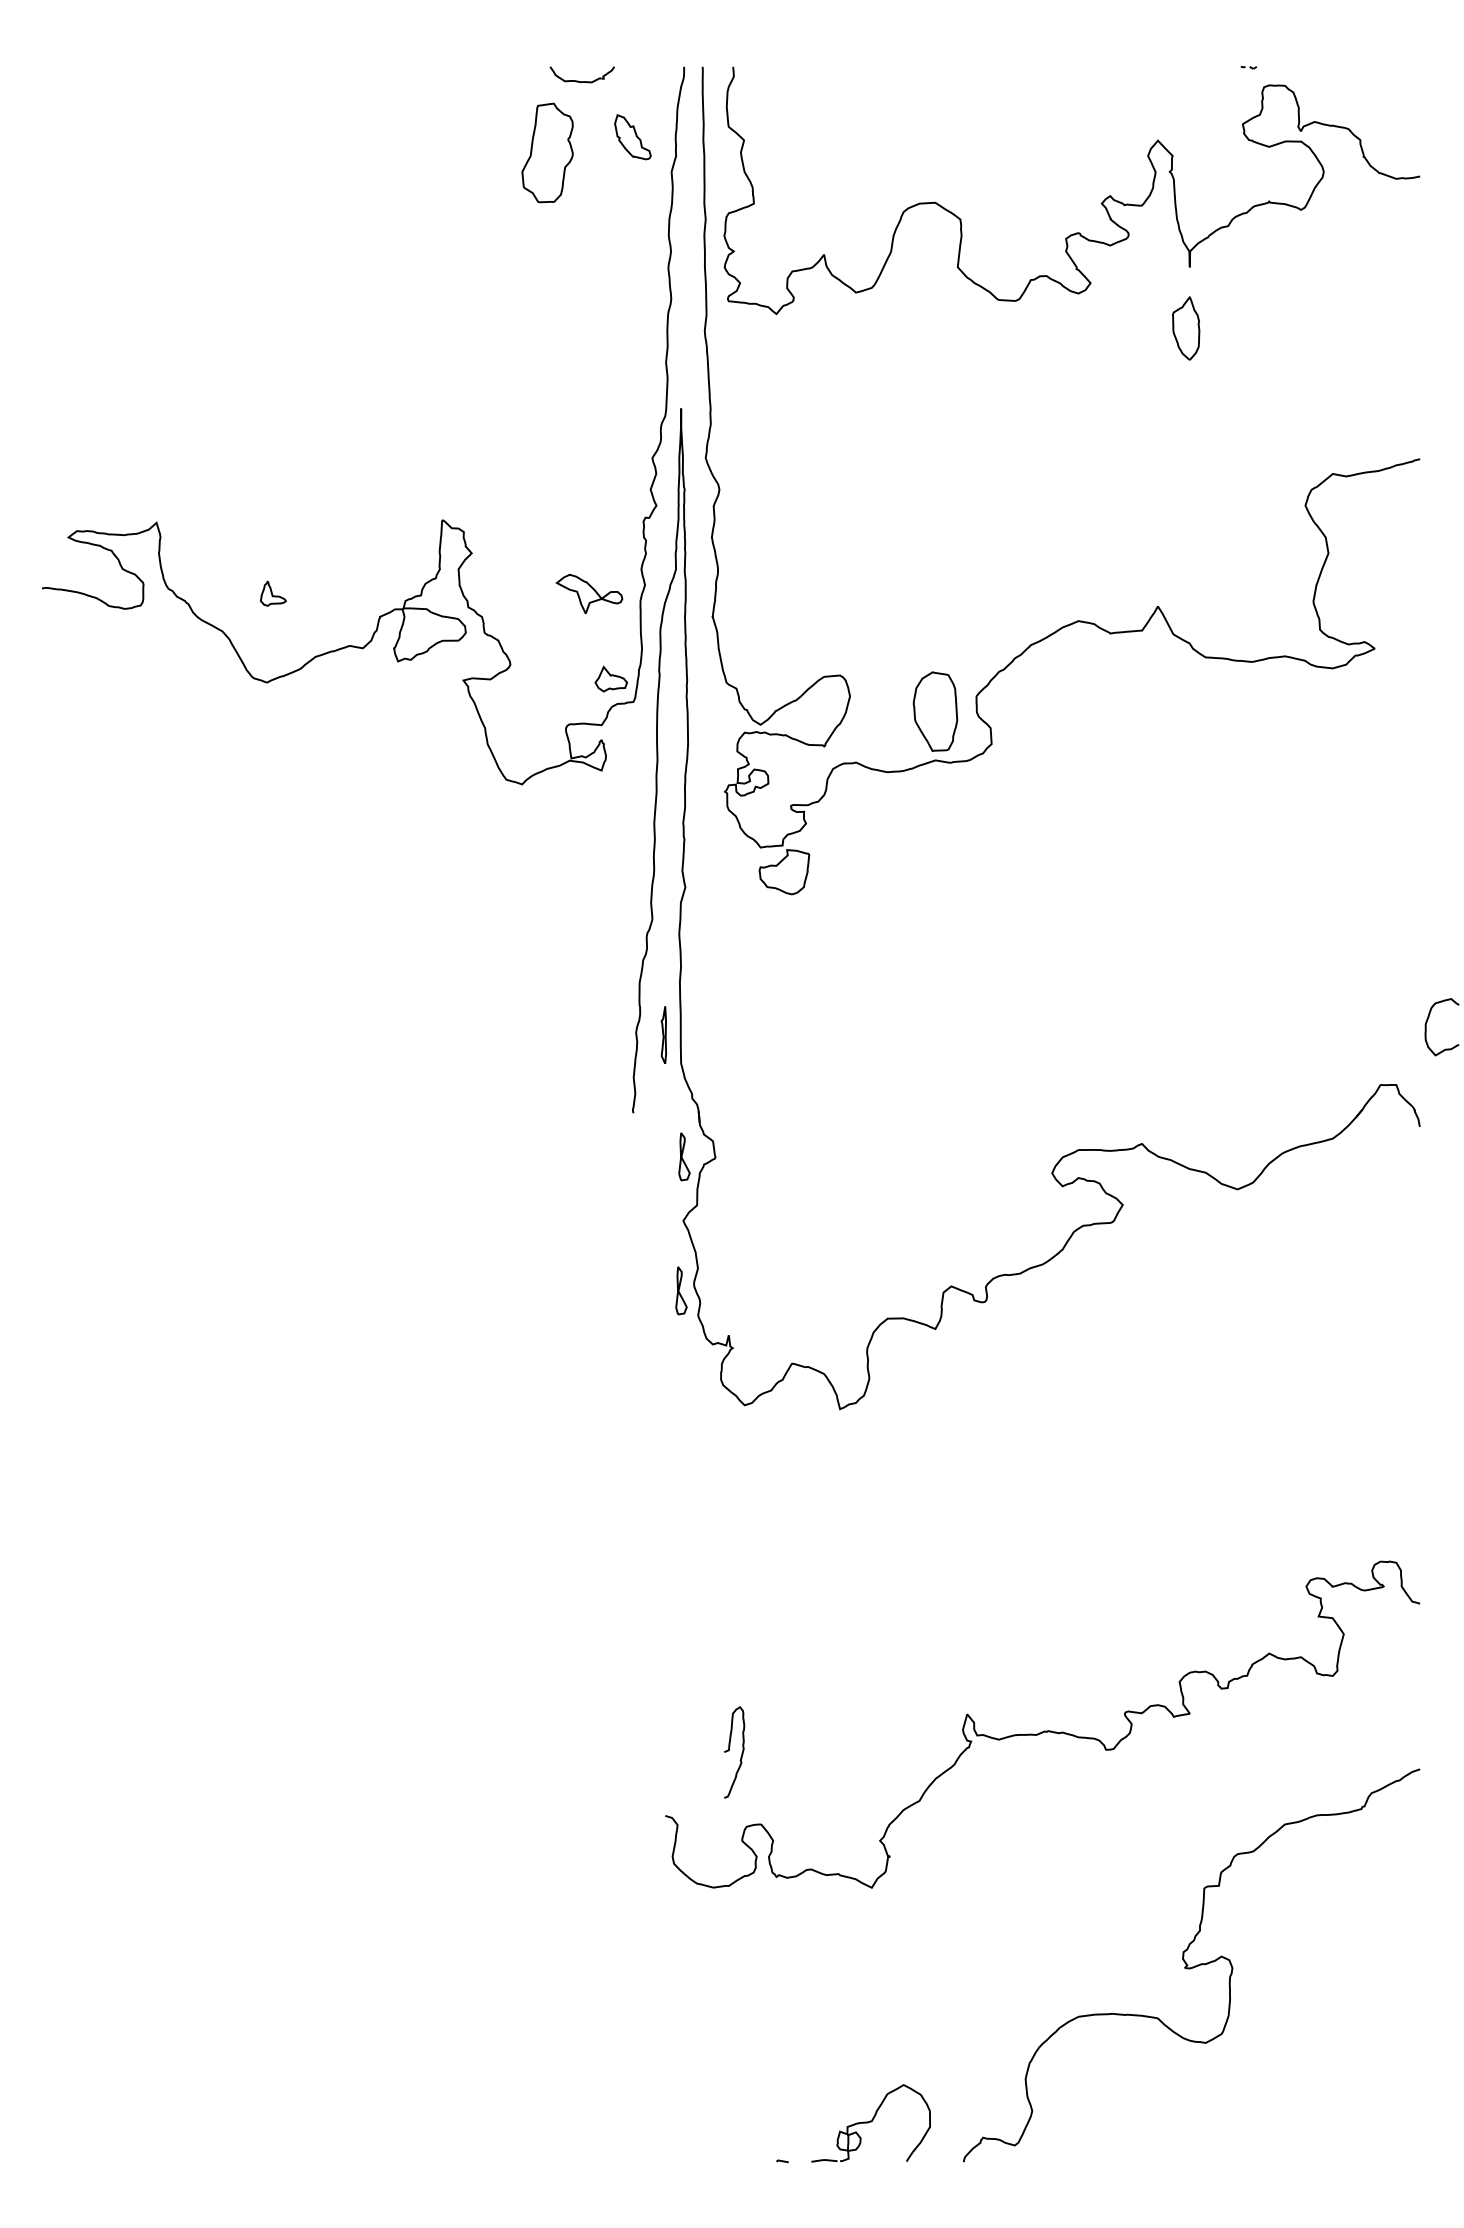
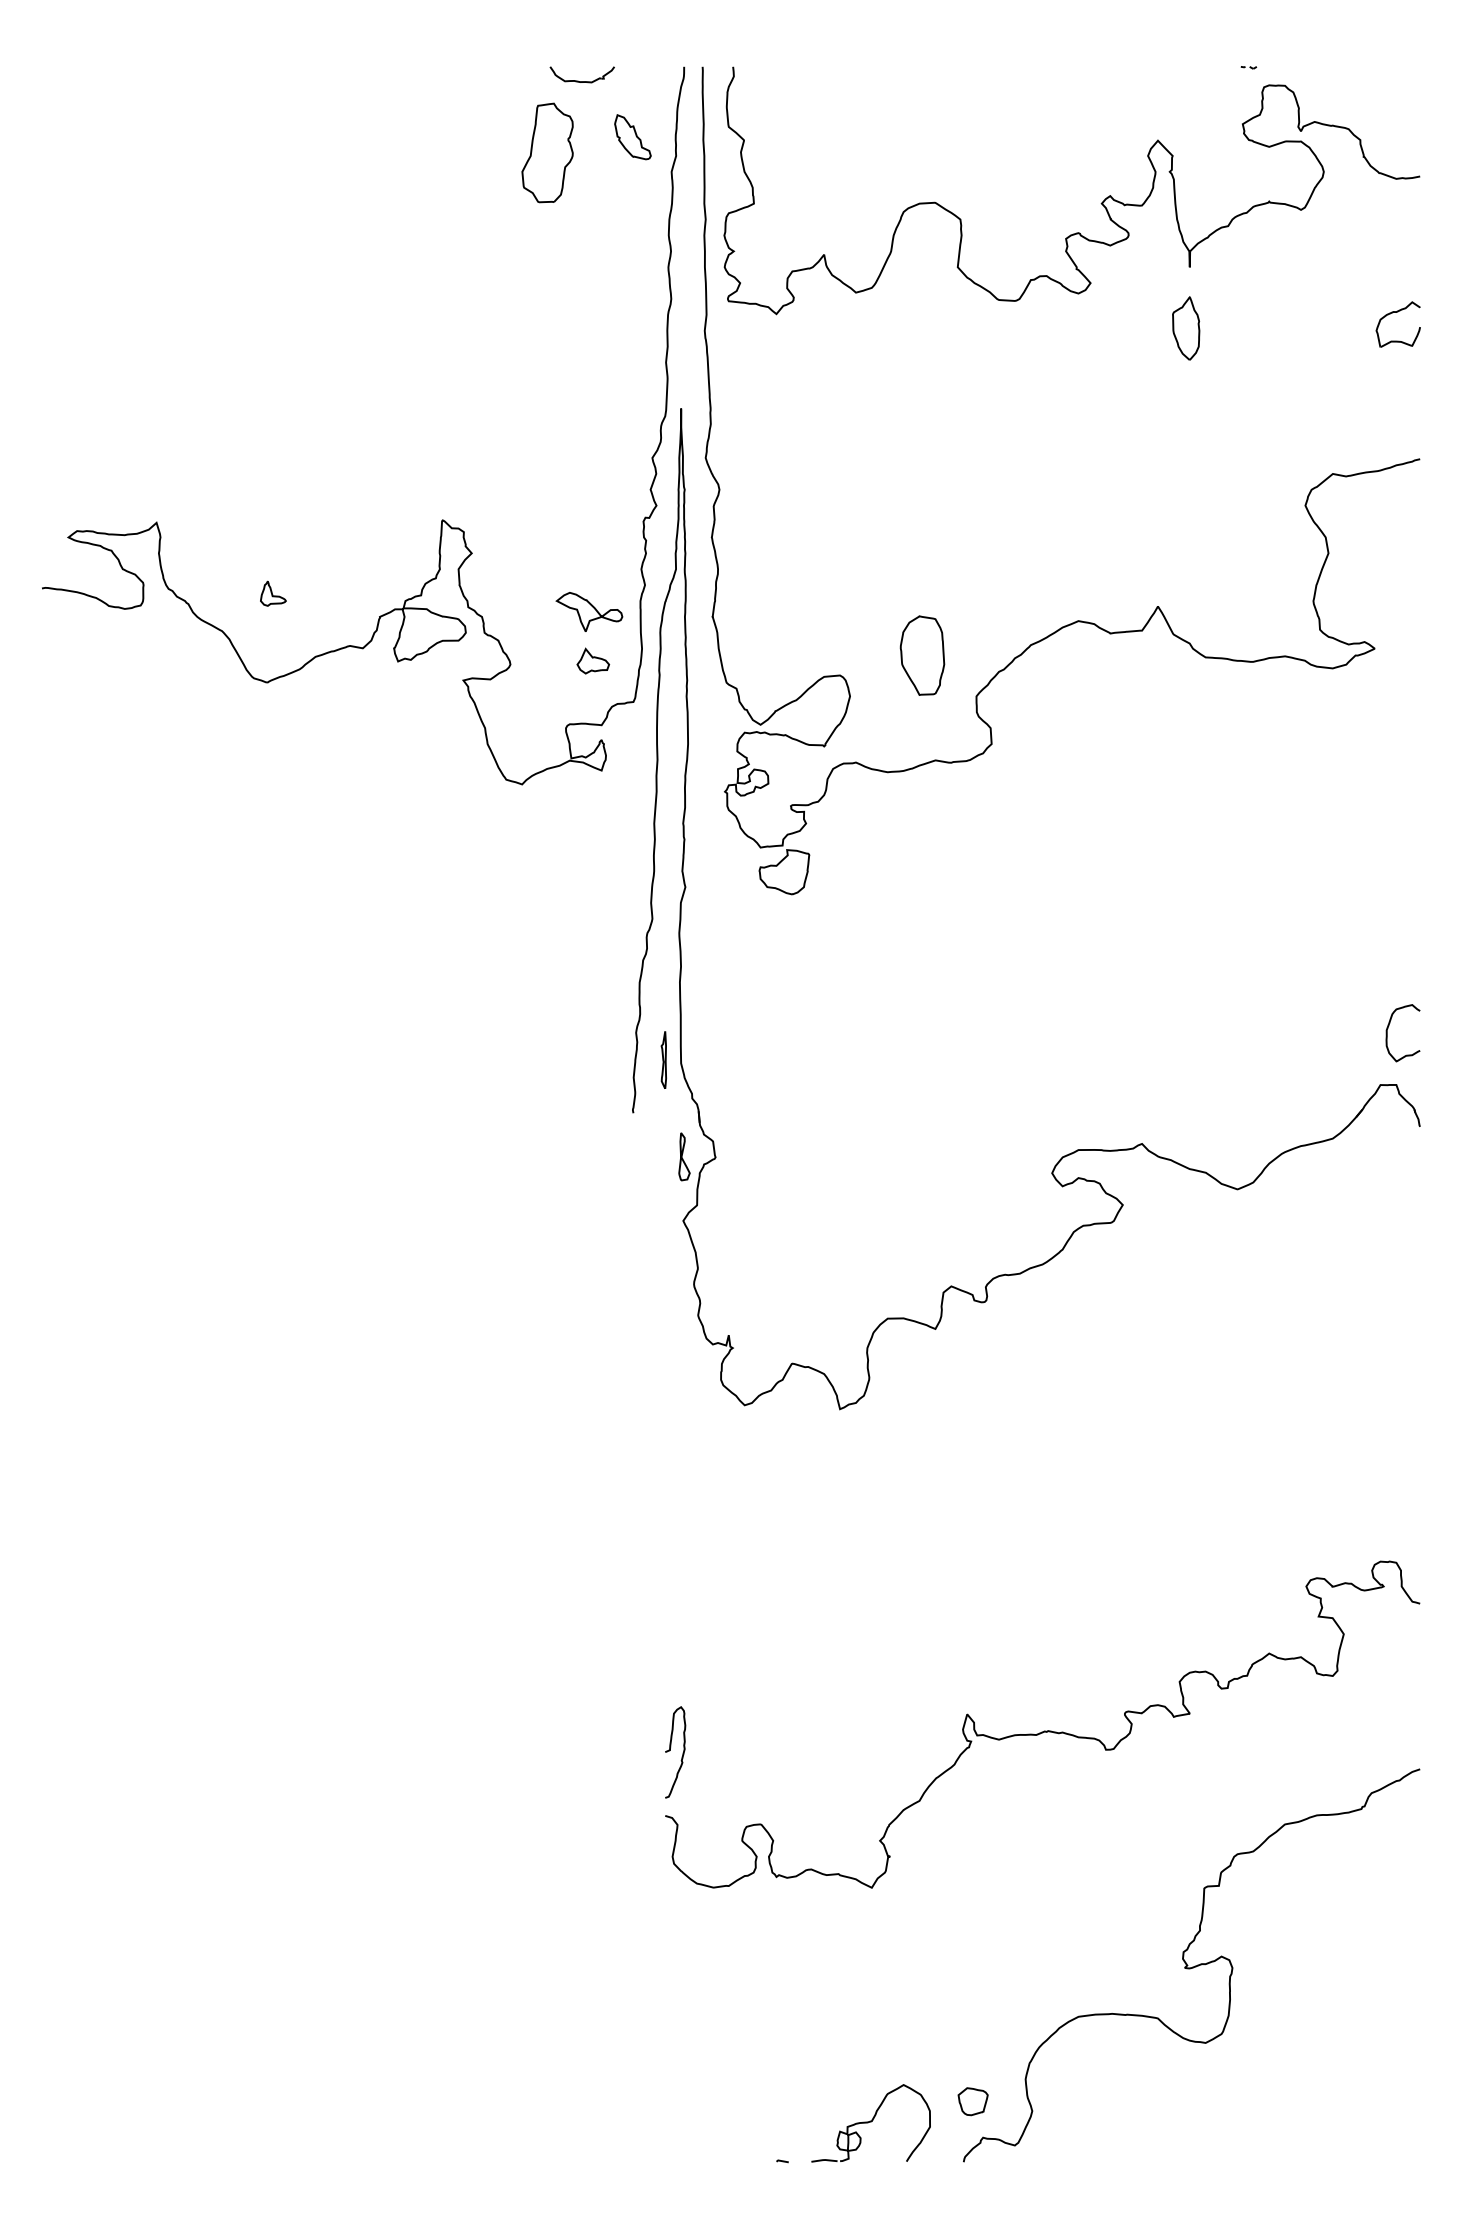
part: none -> present (1397, 312)
part position: (589, 593) -> (589, 611) (589, 611)
part position: (611, 678) -> (593, 660) (593, 660)
part position: (935, 711) -> (922, 655) (922, 655)
curve position: (1428, 1020) -> (1389, 1026) (1389, 1026)
part position: (663, 1034) -> (663, 1059) (663, 1059)
part: present -> none (681, 1290)
curve position: (729, 1750) -> (670, 1750) (670, 1750)
part: none -> present (972, 2101)
